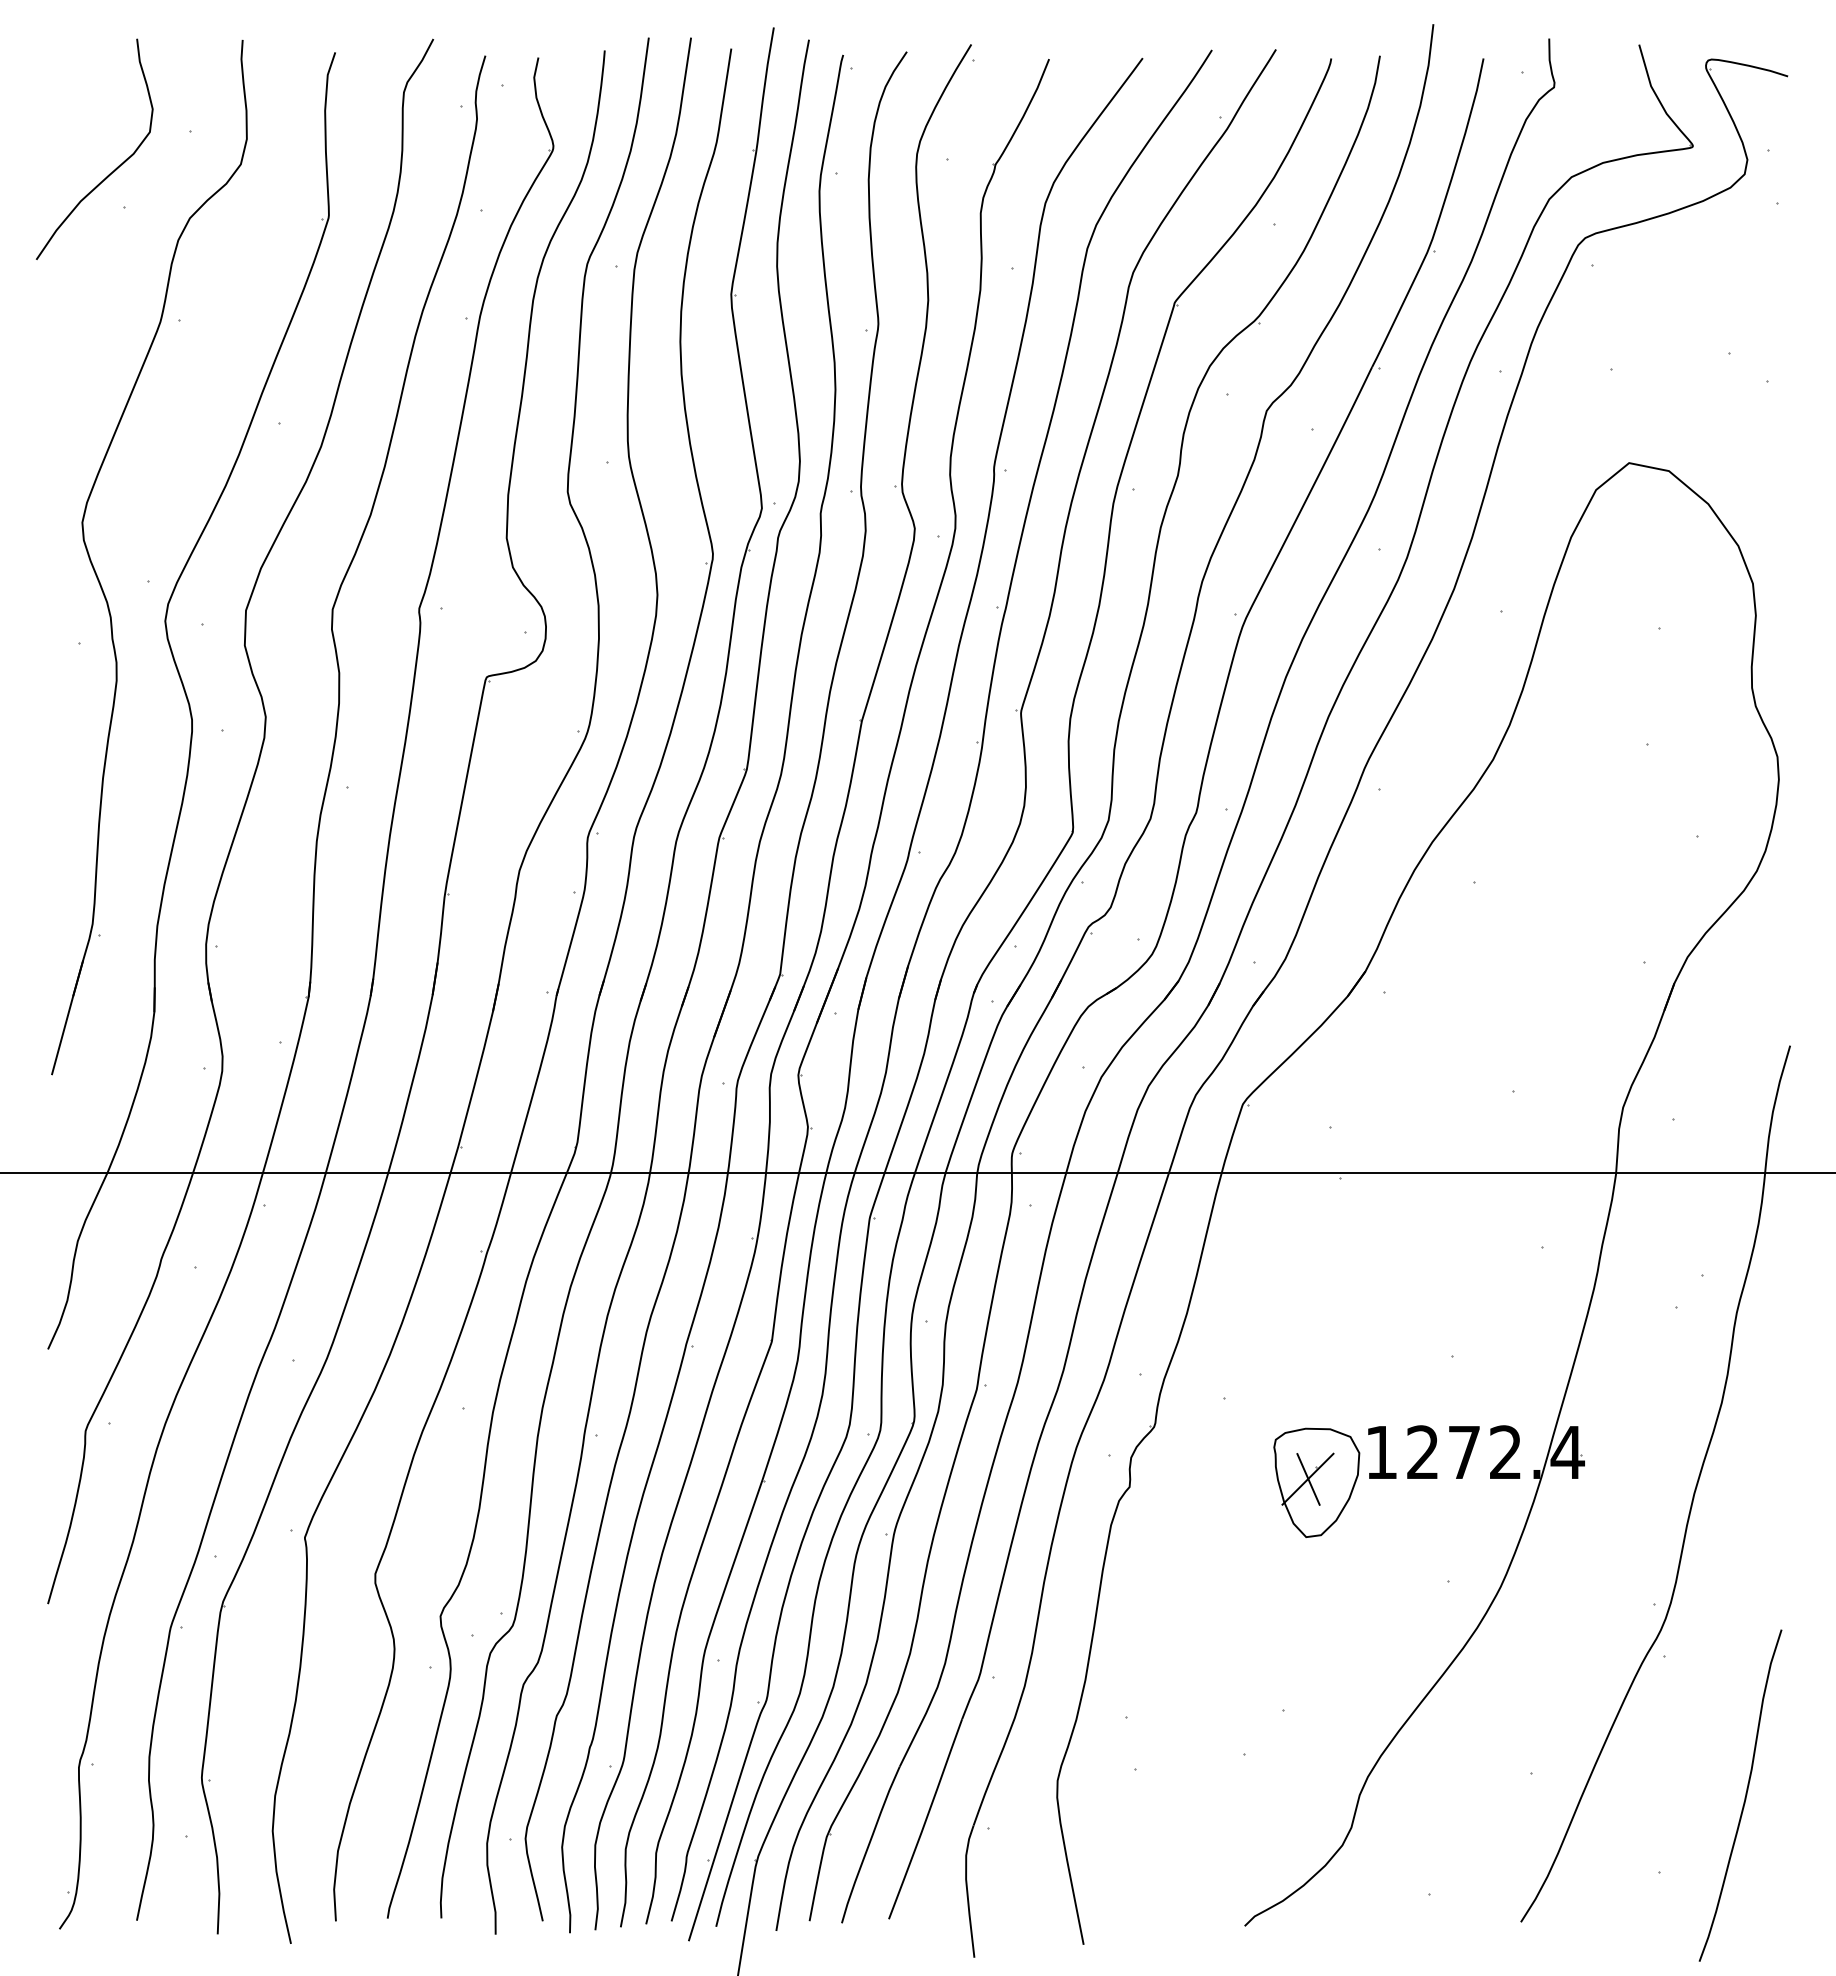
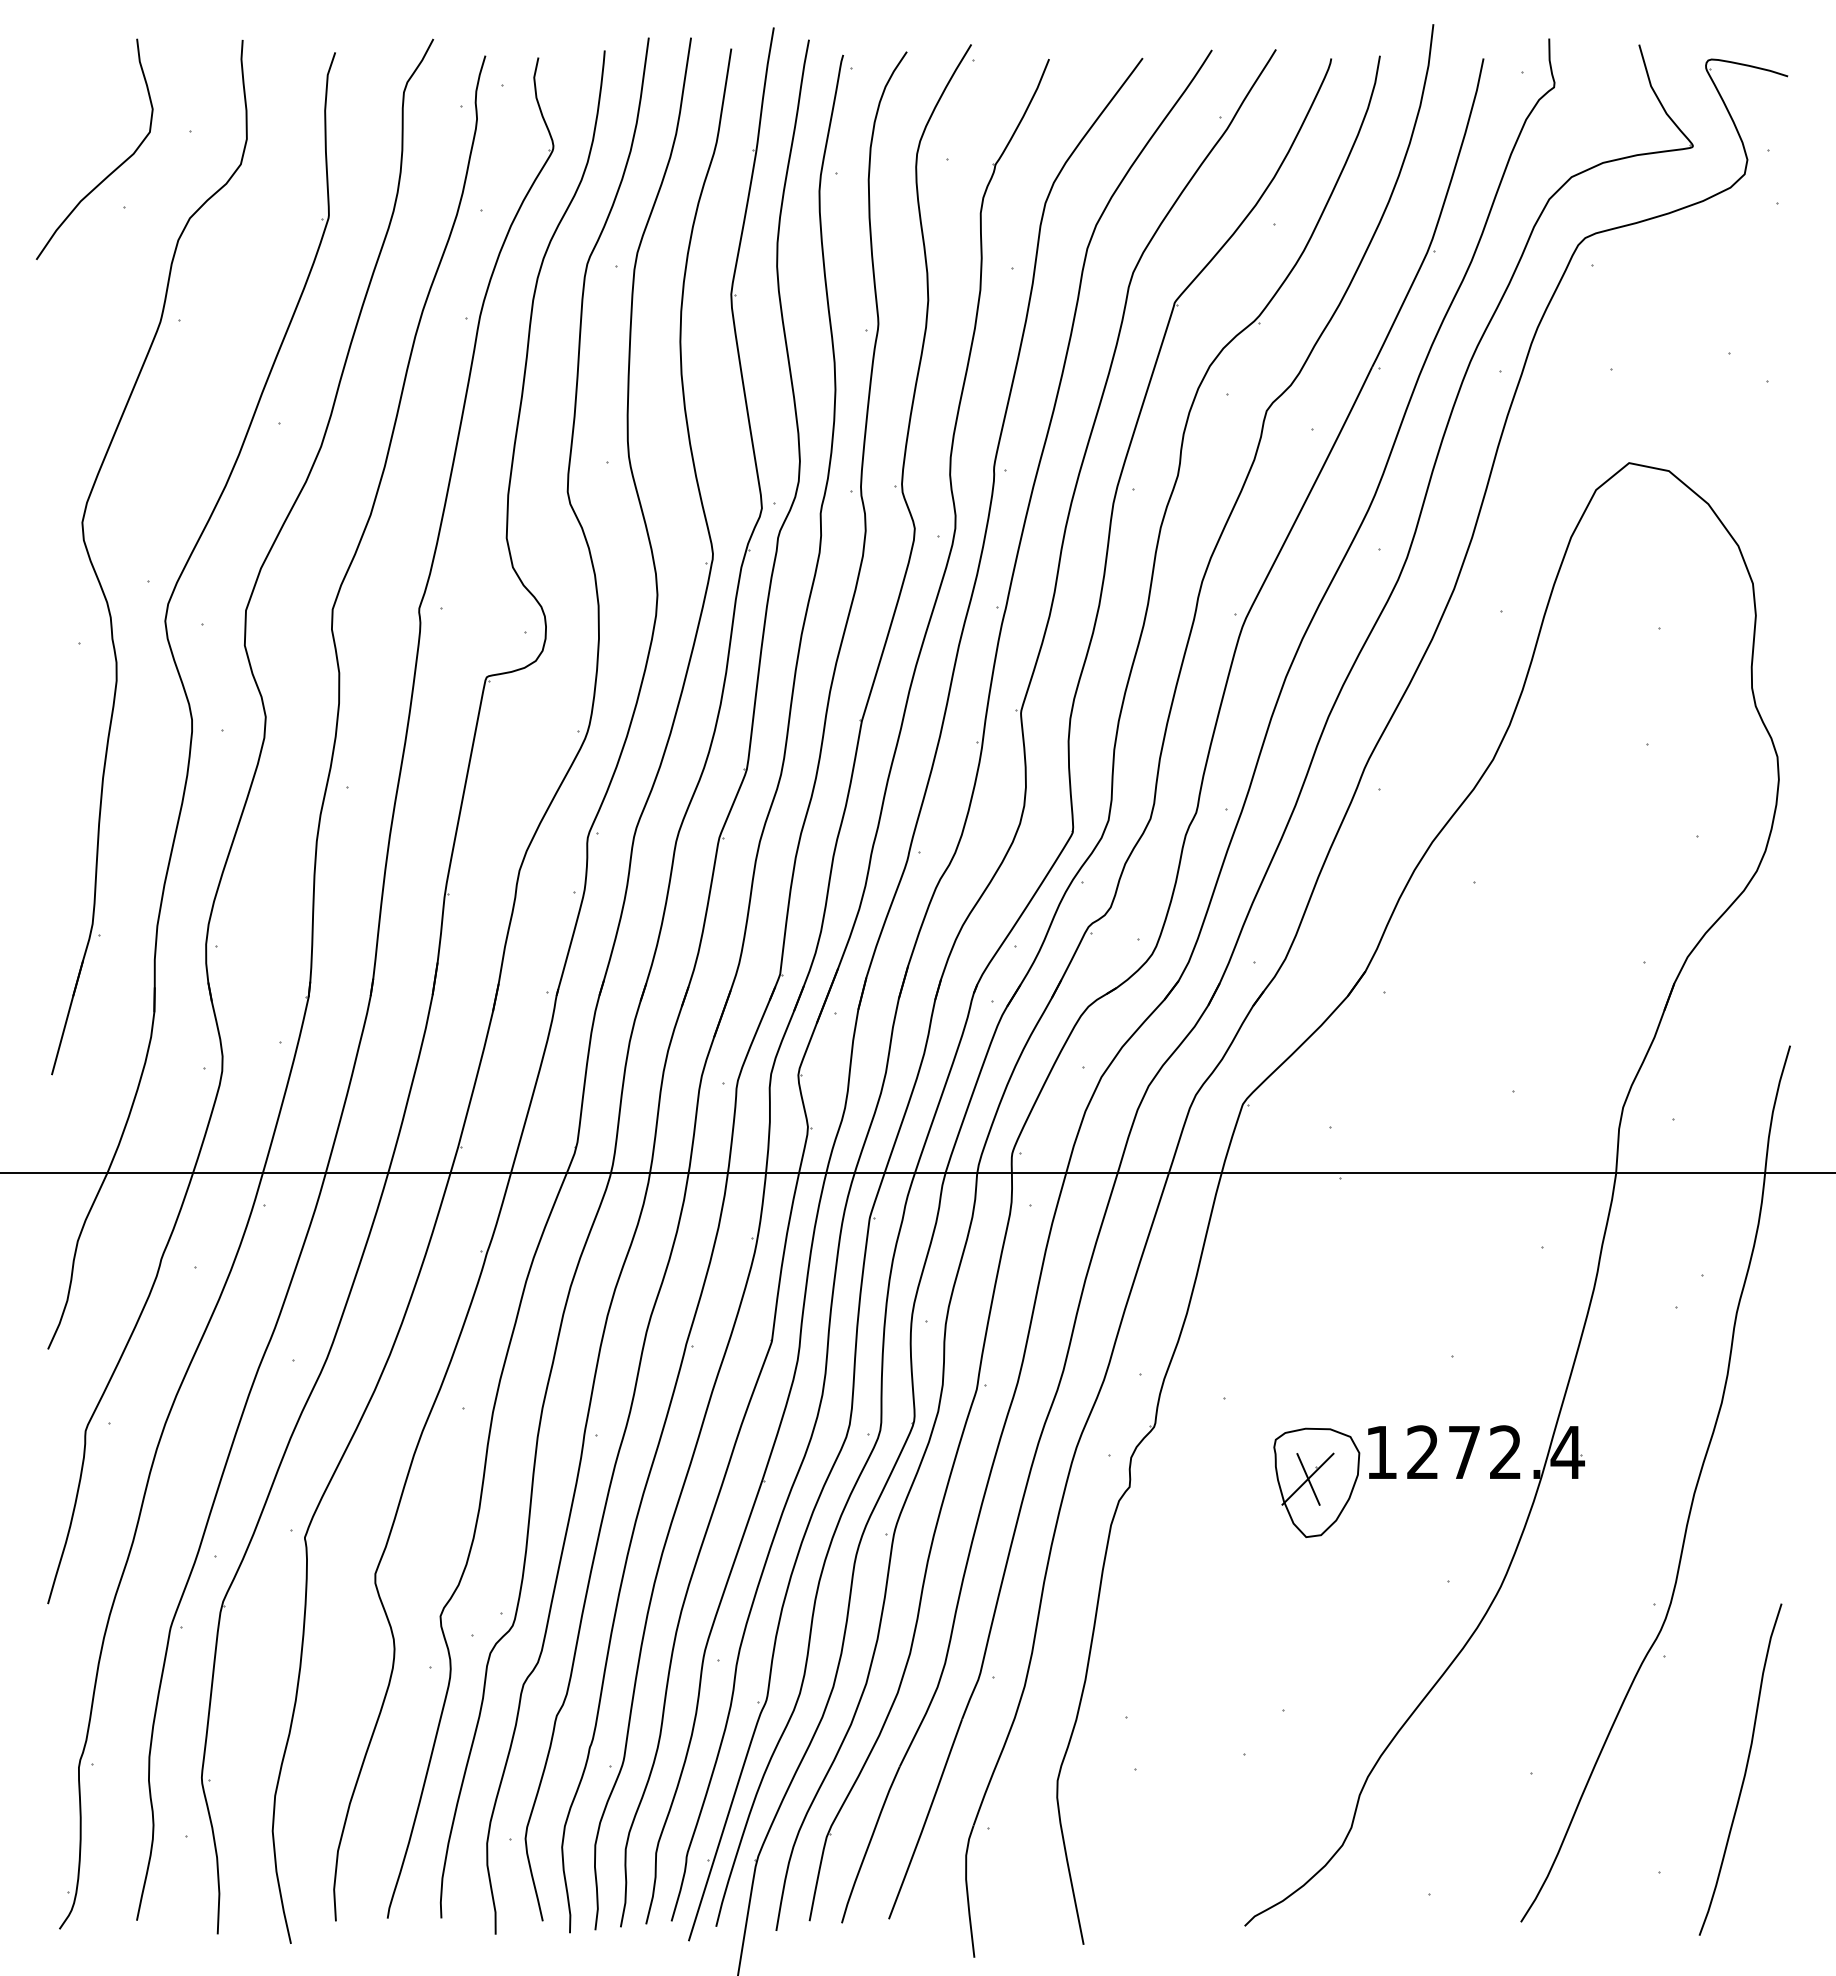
curve position: (1744, 1797) -> (1744, 1771) (1744, 1771)
